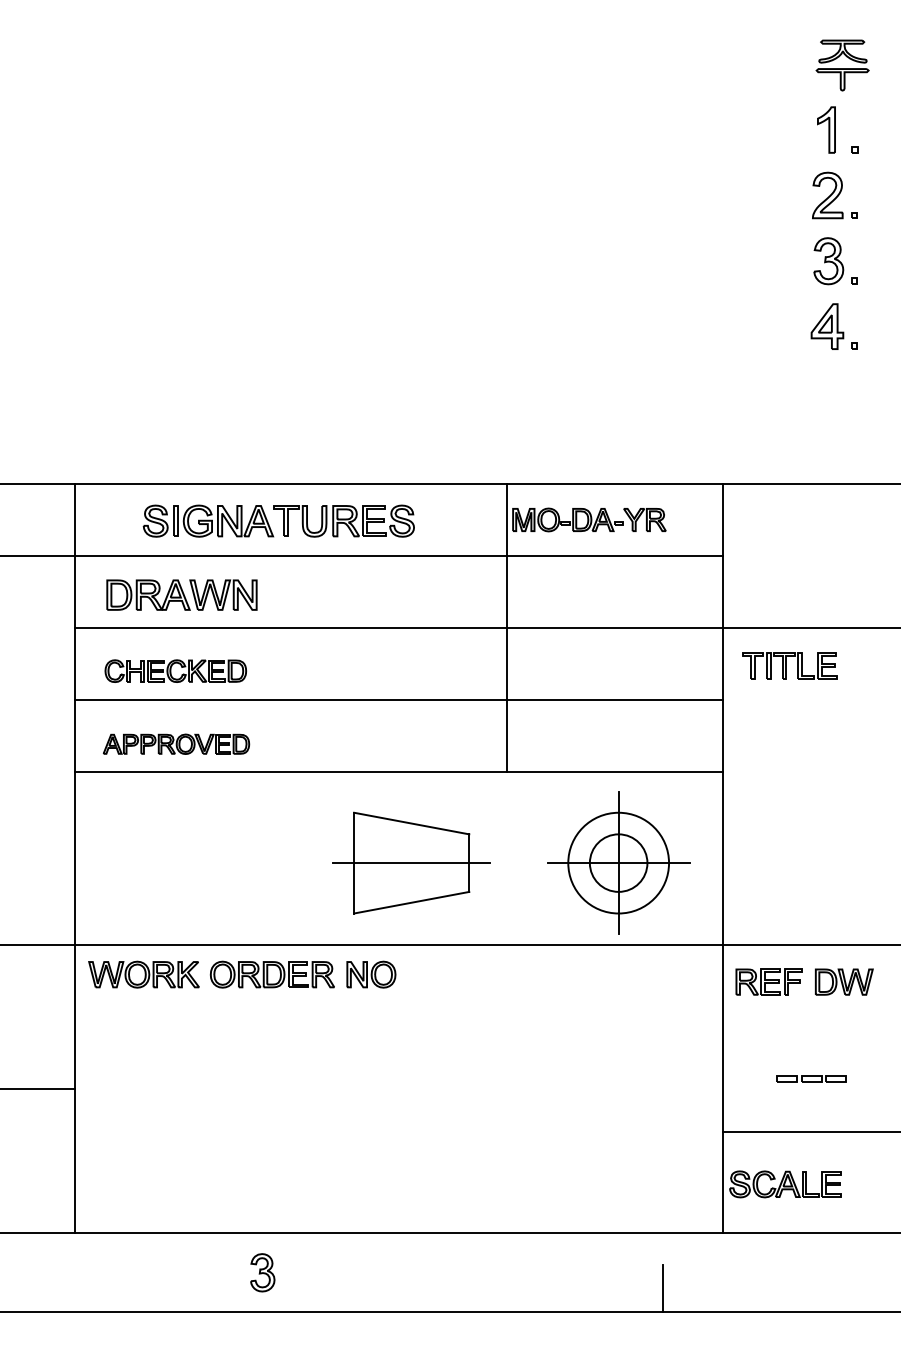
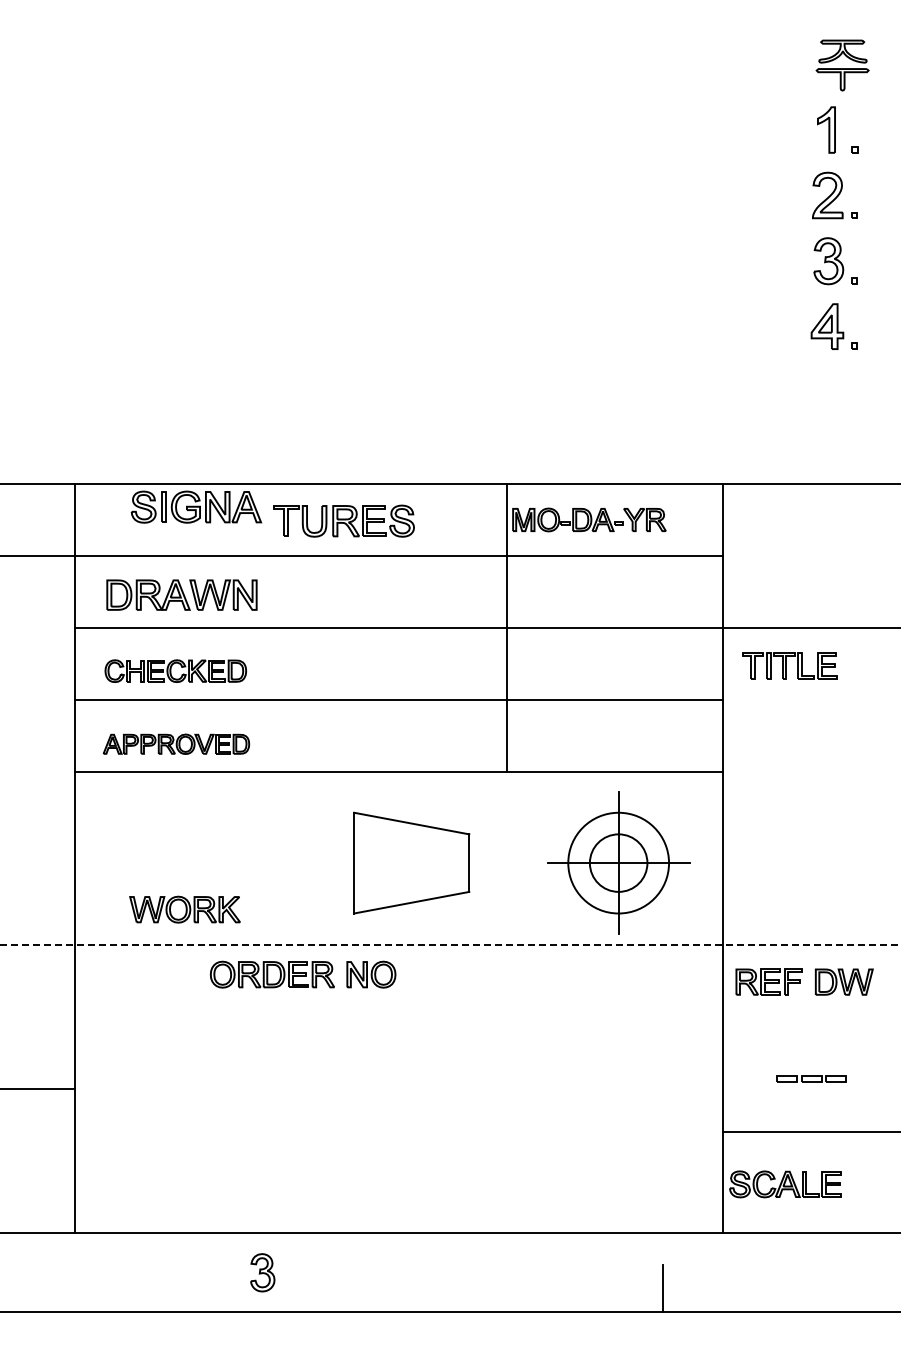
part position: (208, 520) -> (196, 506) (196, 506)
line: present -> none (411, 863)
line: solid -> dashed (450, 944)
part position: (143, 974) -> (184, 909) (184, 909)
